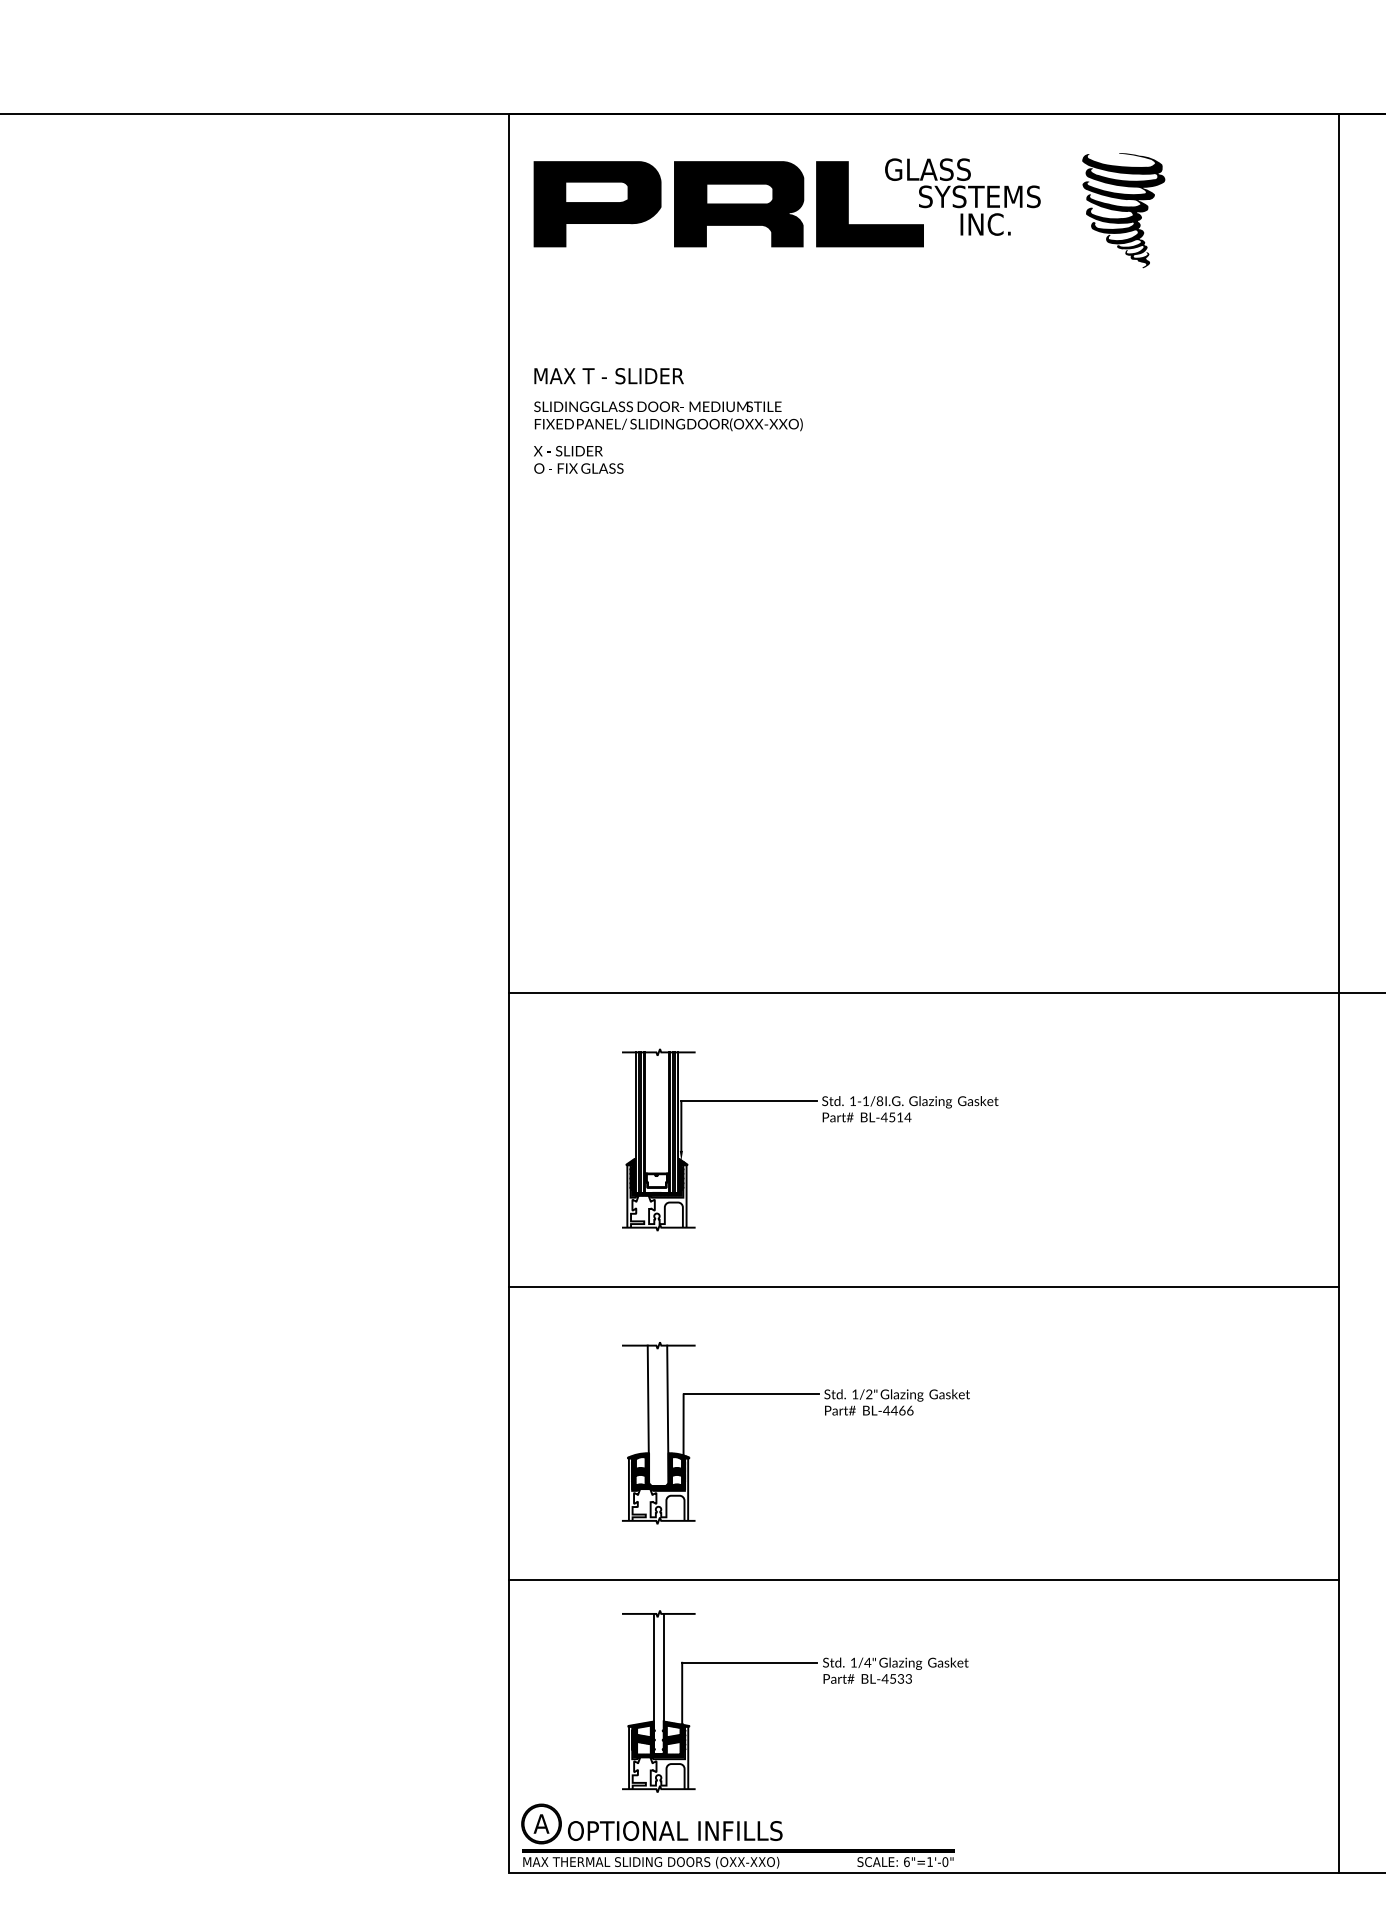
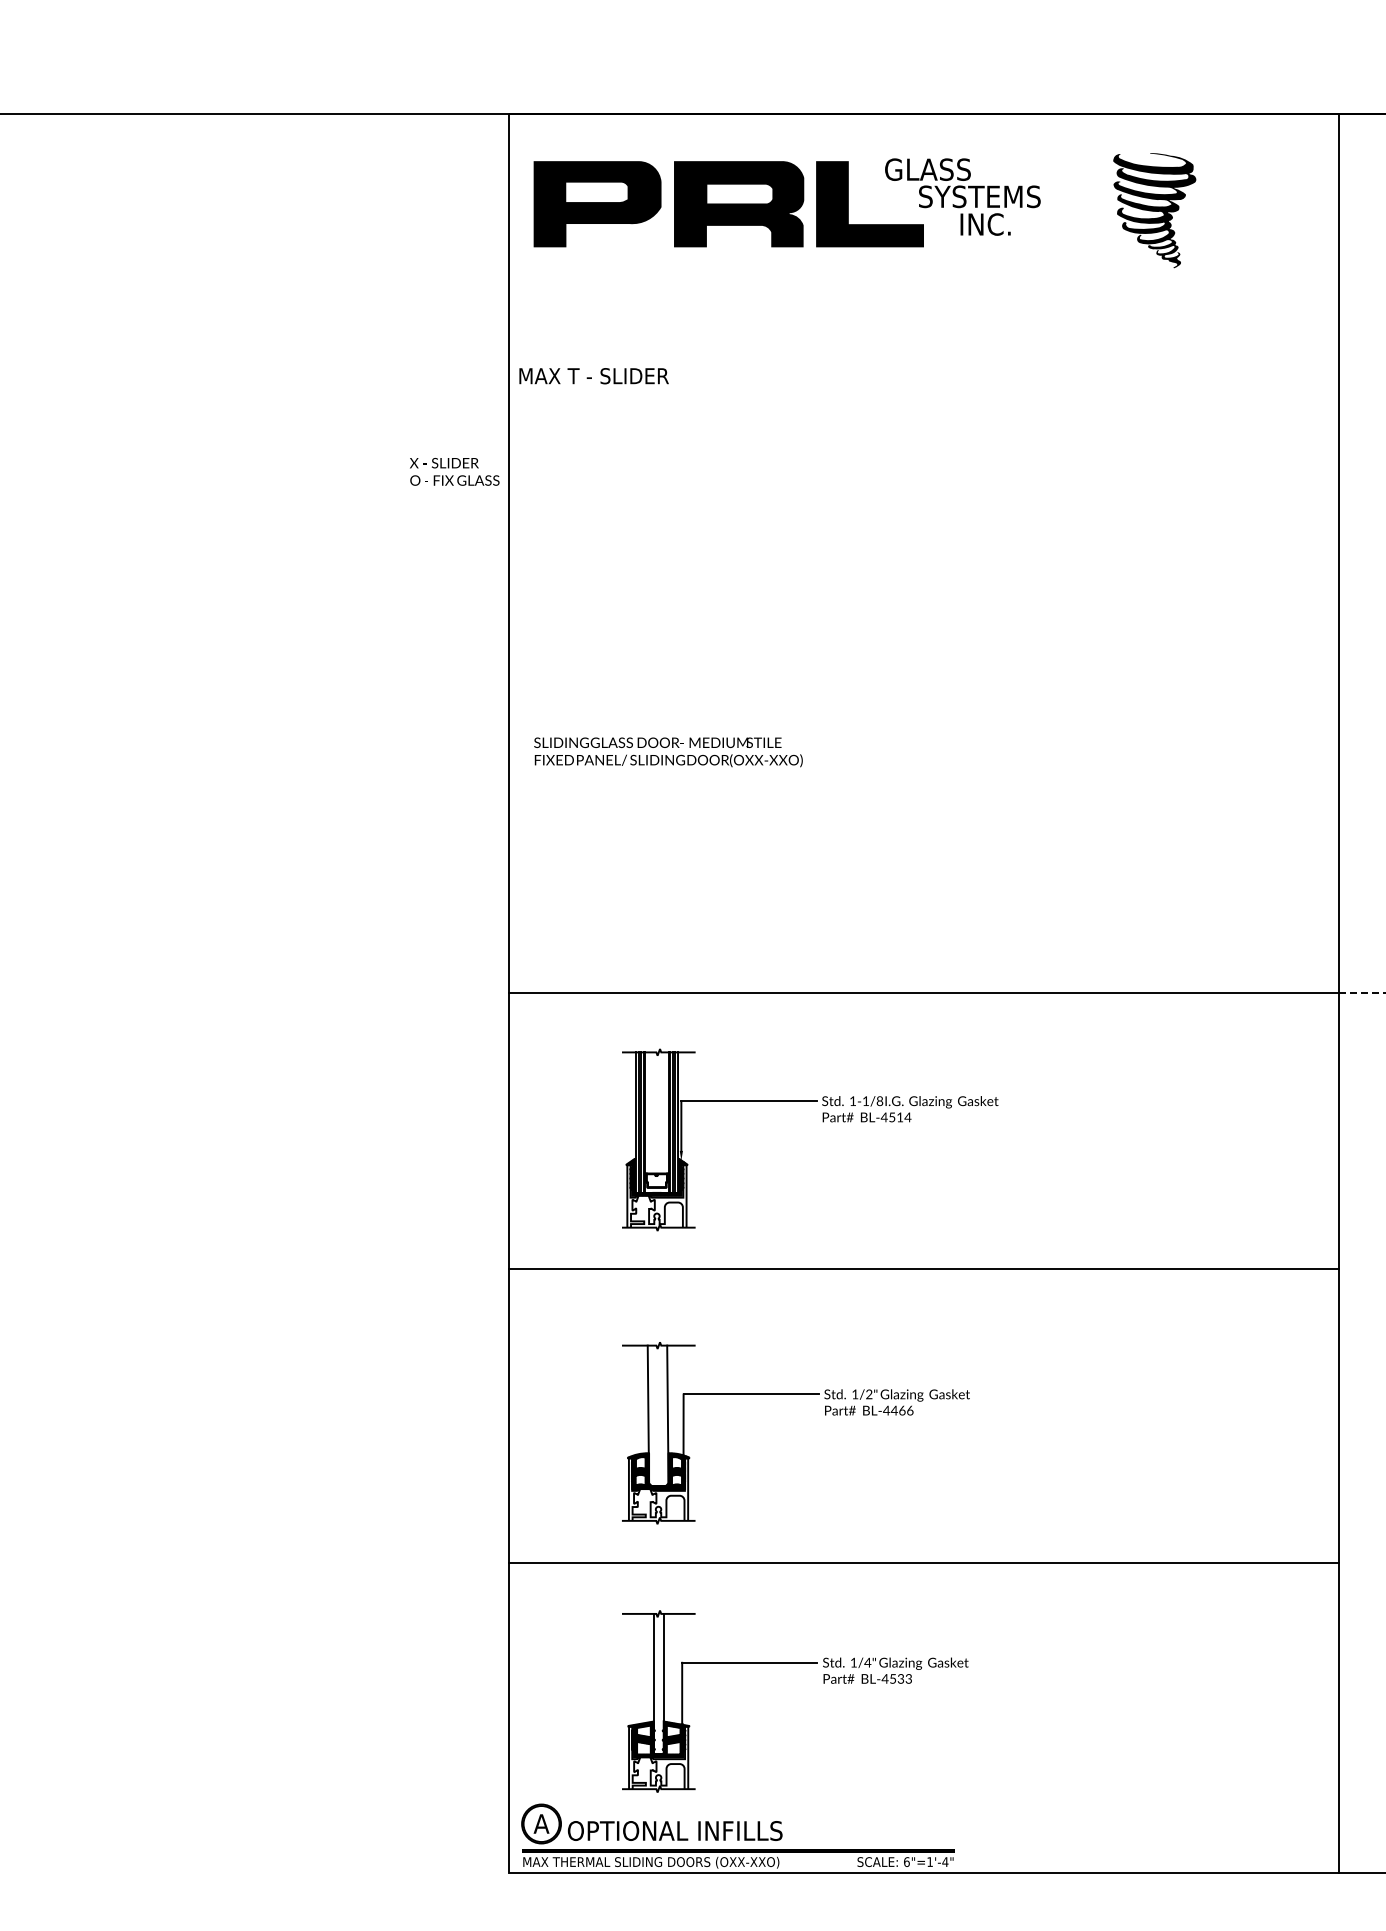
part position: (1123, 210) -> (1154, 210) (1154, 210)
text position: (608, 376) -> (593, 376) (593, 376)
text position: (668, 416) -> (668, 752) (668, 752)
text position: (578, 459) -> (454, 471) (454, 471)
line: solid -> dashed (1362, 993)
line position: (923, 1286) -> (923, 1268) (923, 1268)
line position: (923, 1579) -> (923, 1562) (923, 1562)
text: 6"=1'-0" -> 6"=1'-4" (945, 1862)
